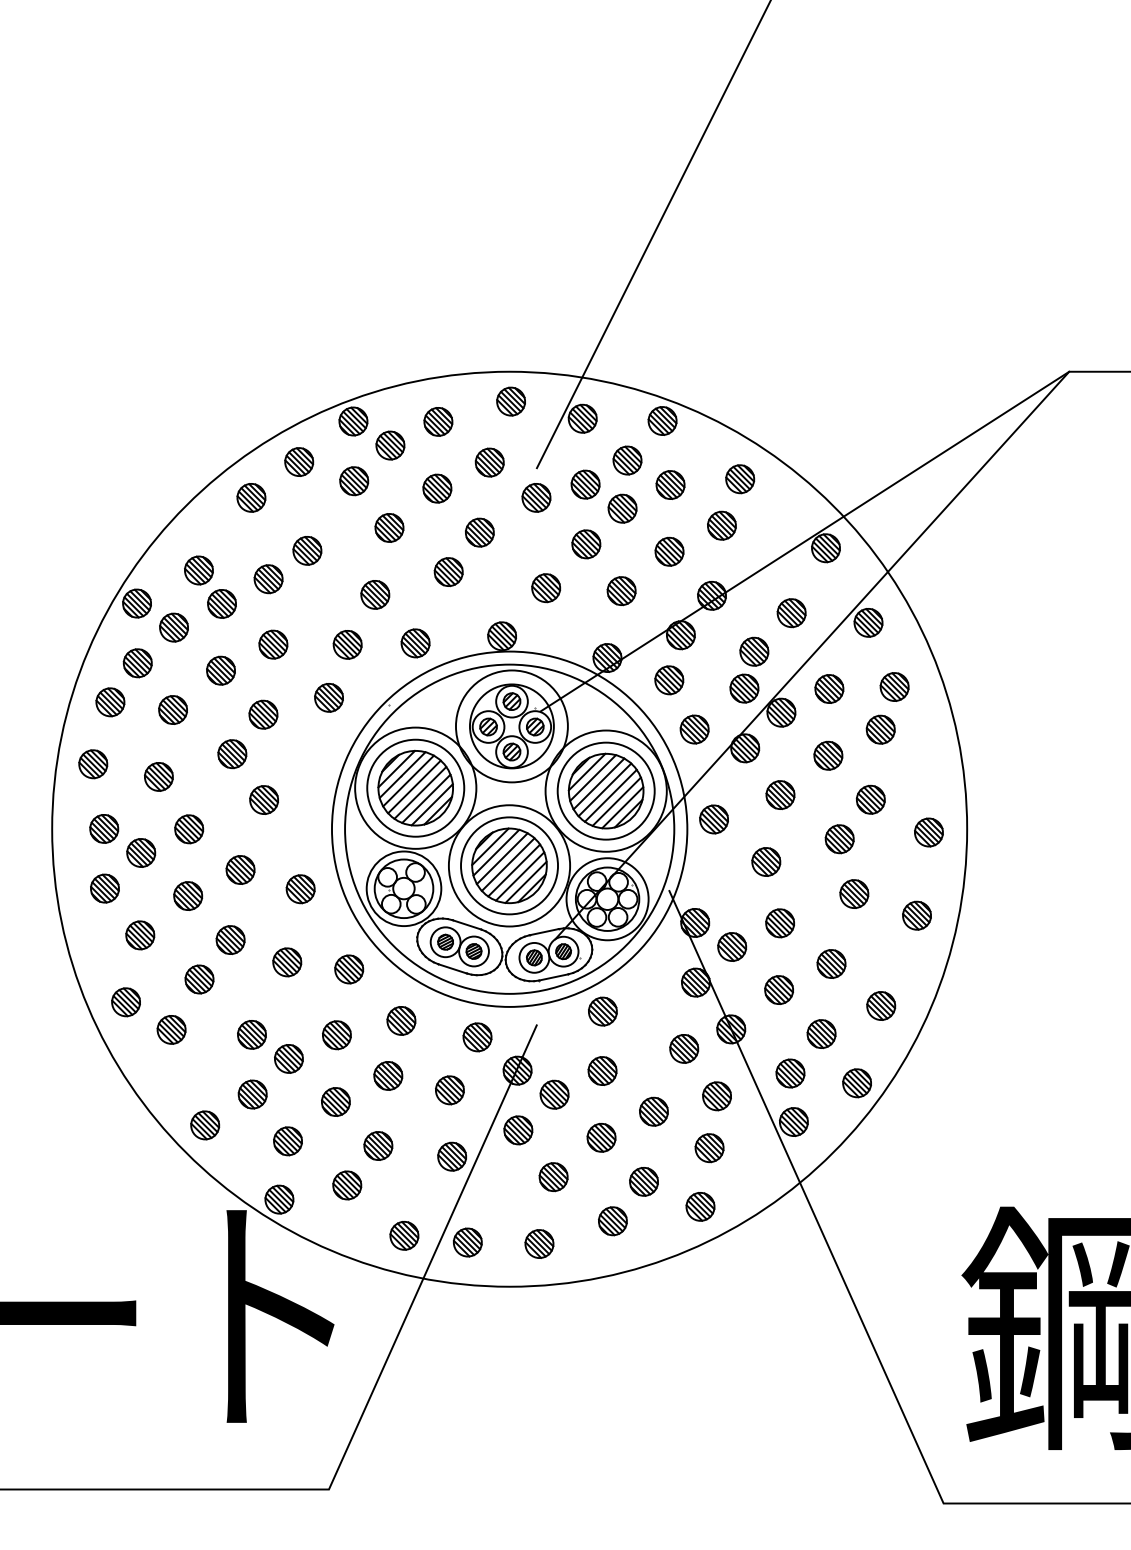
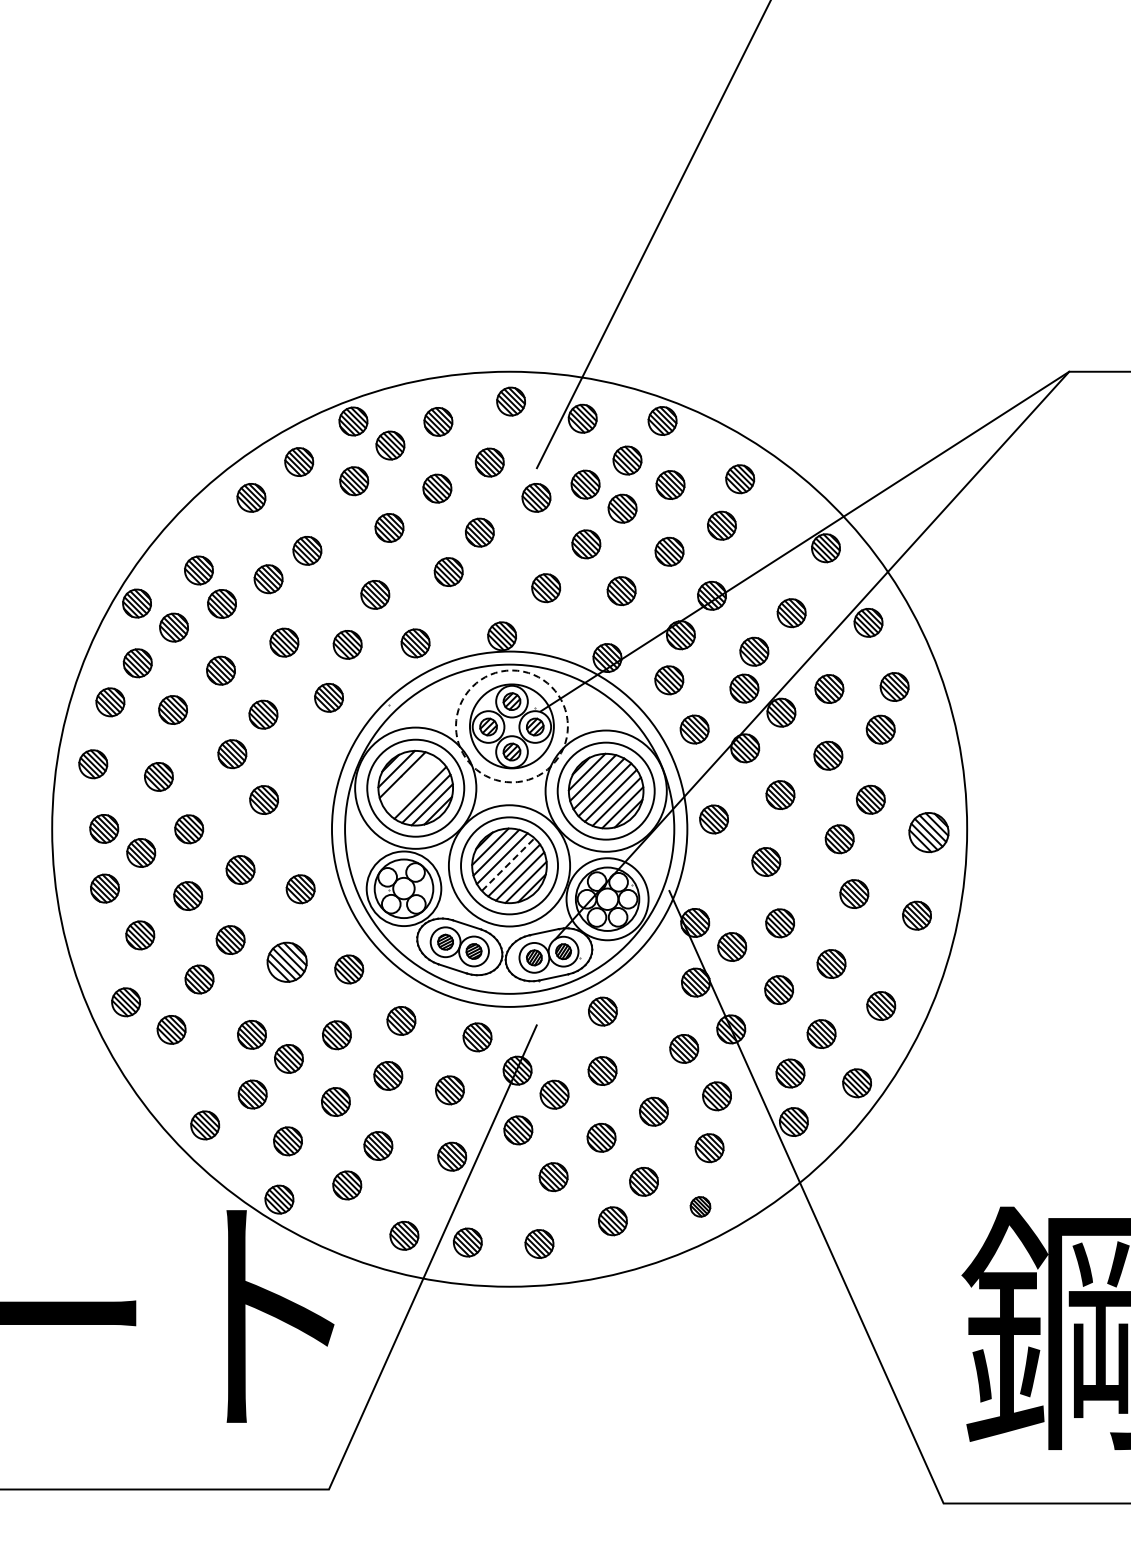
part position: (273, 644) -> (284, 642) (284, 642)
circle: solid -> dashed (511, 726)
line: present -> none (408, 780)
line: present -> none (414, 786)
part size: 30x31 px -> 42x42 px (928, 832)
line: solid -> dashed (508, 864)
part size: 31x31 px -> 42x42 px (286, 961)
part size: 31x30 px -> 23x22 px (700, 1206)
